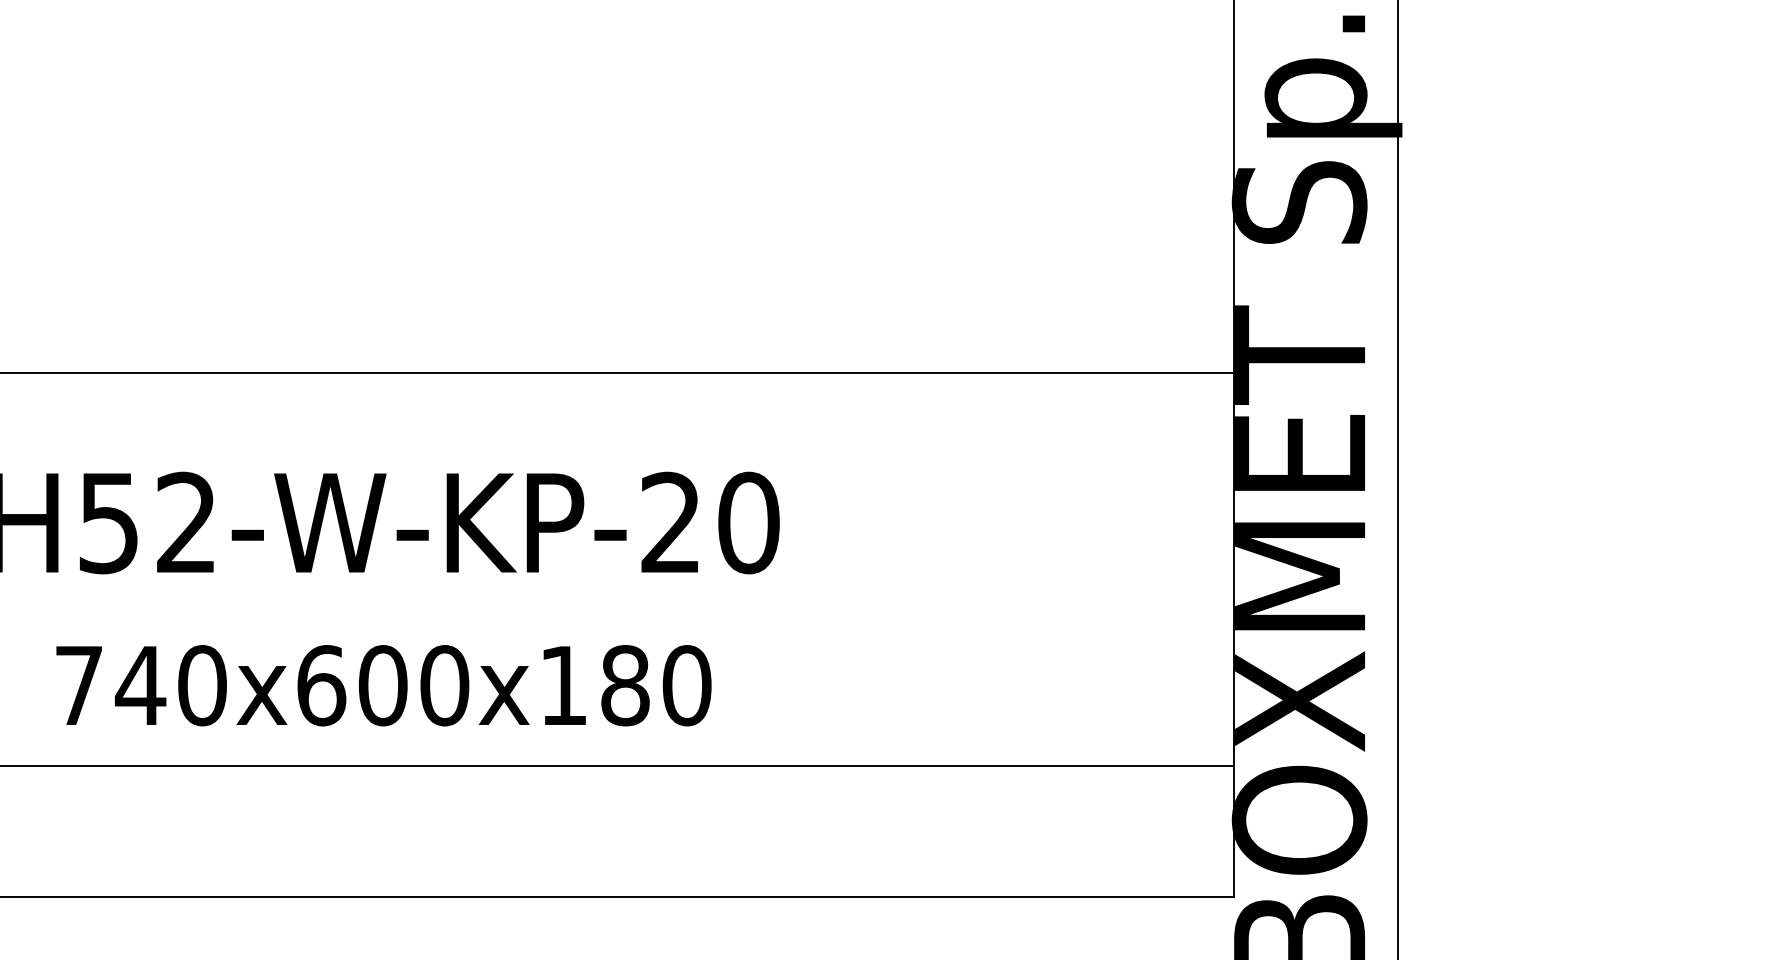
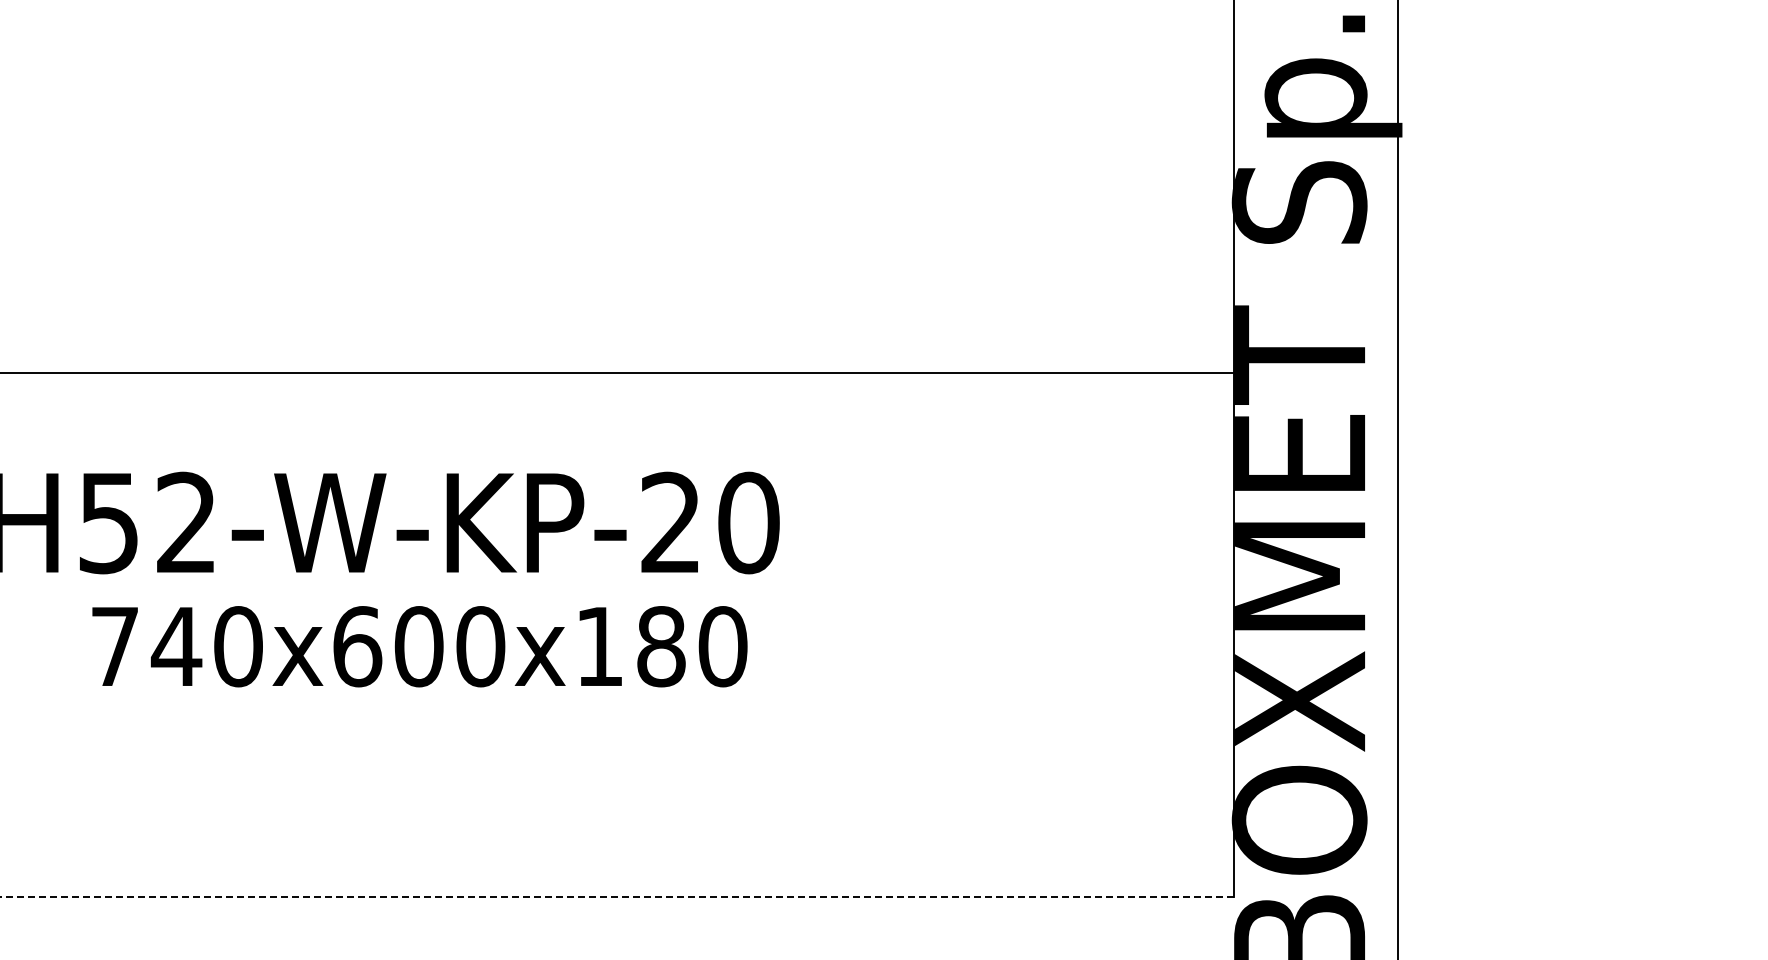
text position: (383, 685) -> (419, 646) (419, 646)
line: present -> none (618, 765)
line: solid -> dashed (617, 896)
